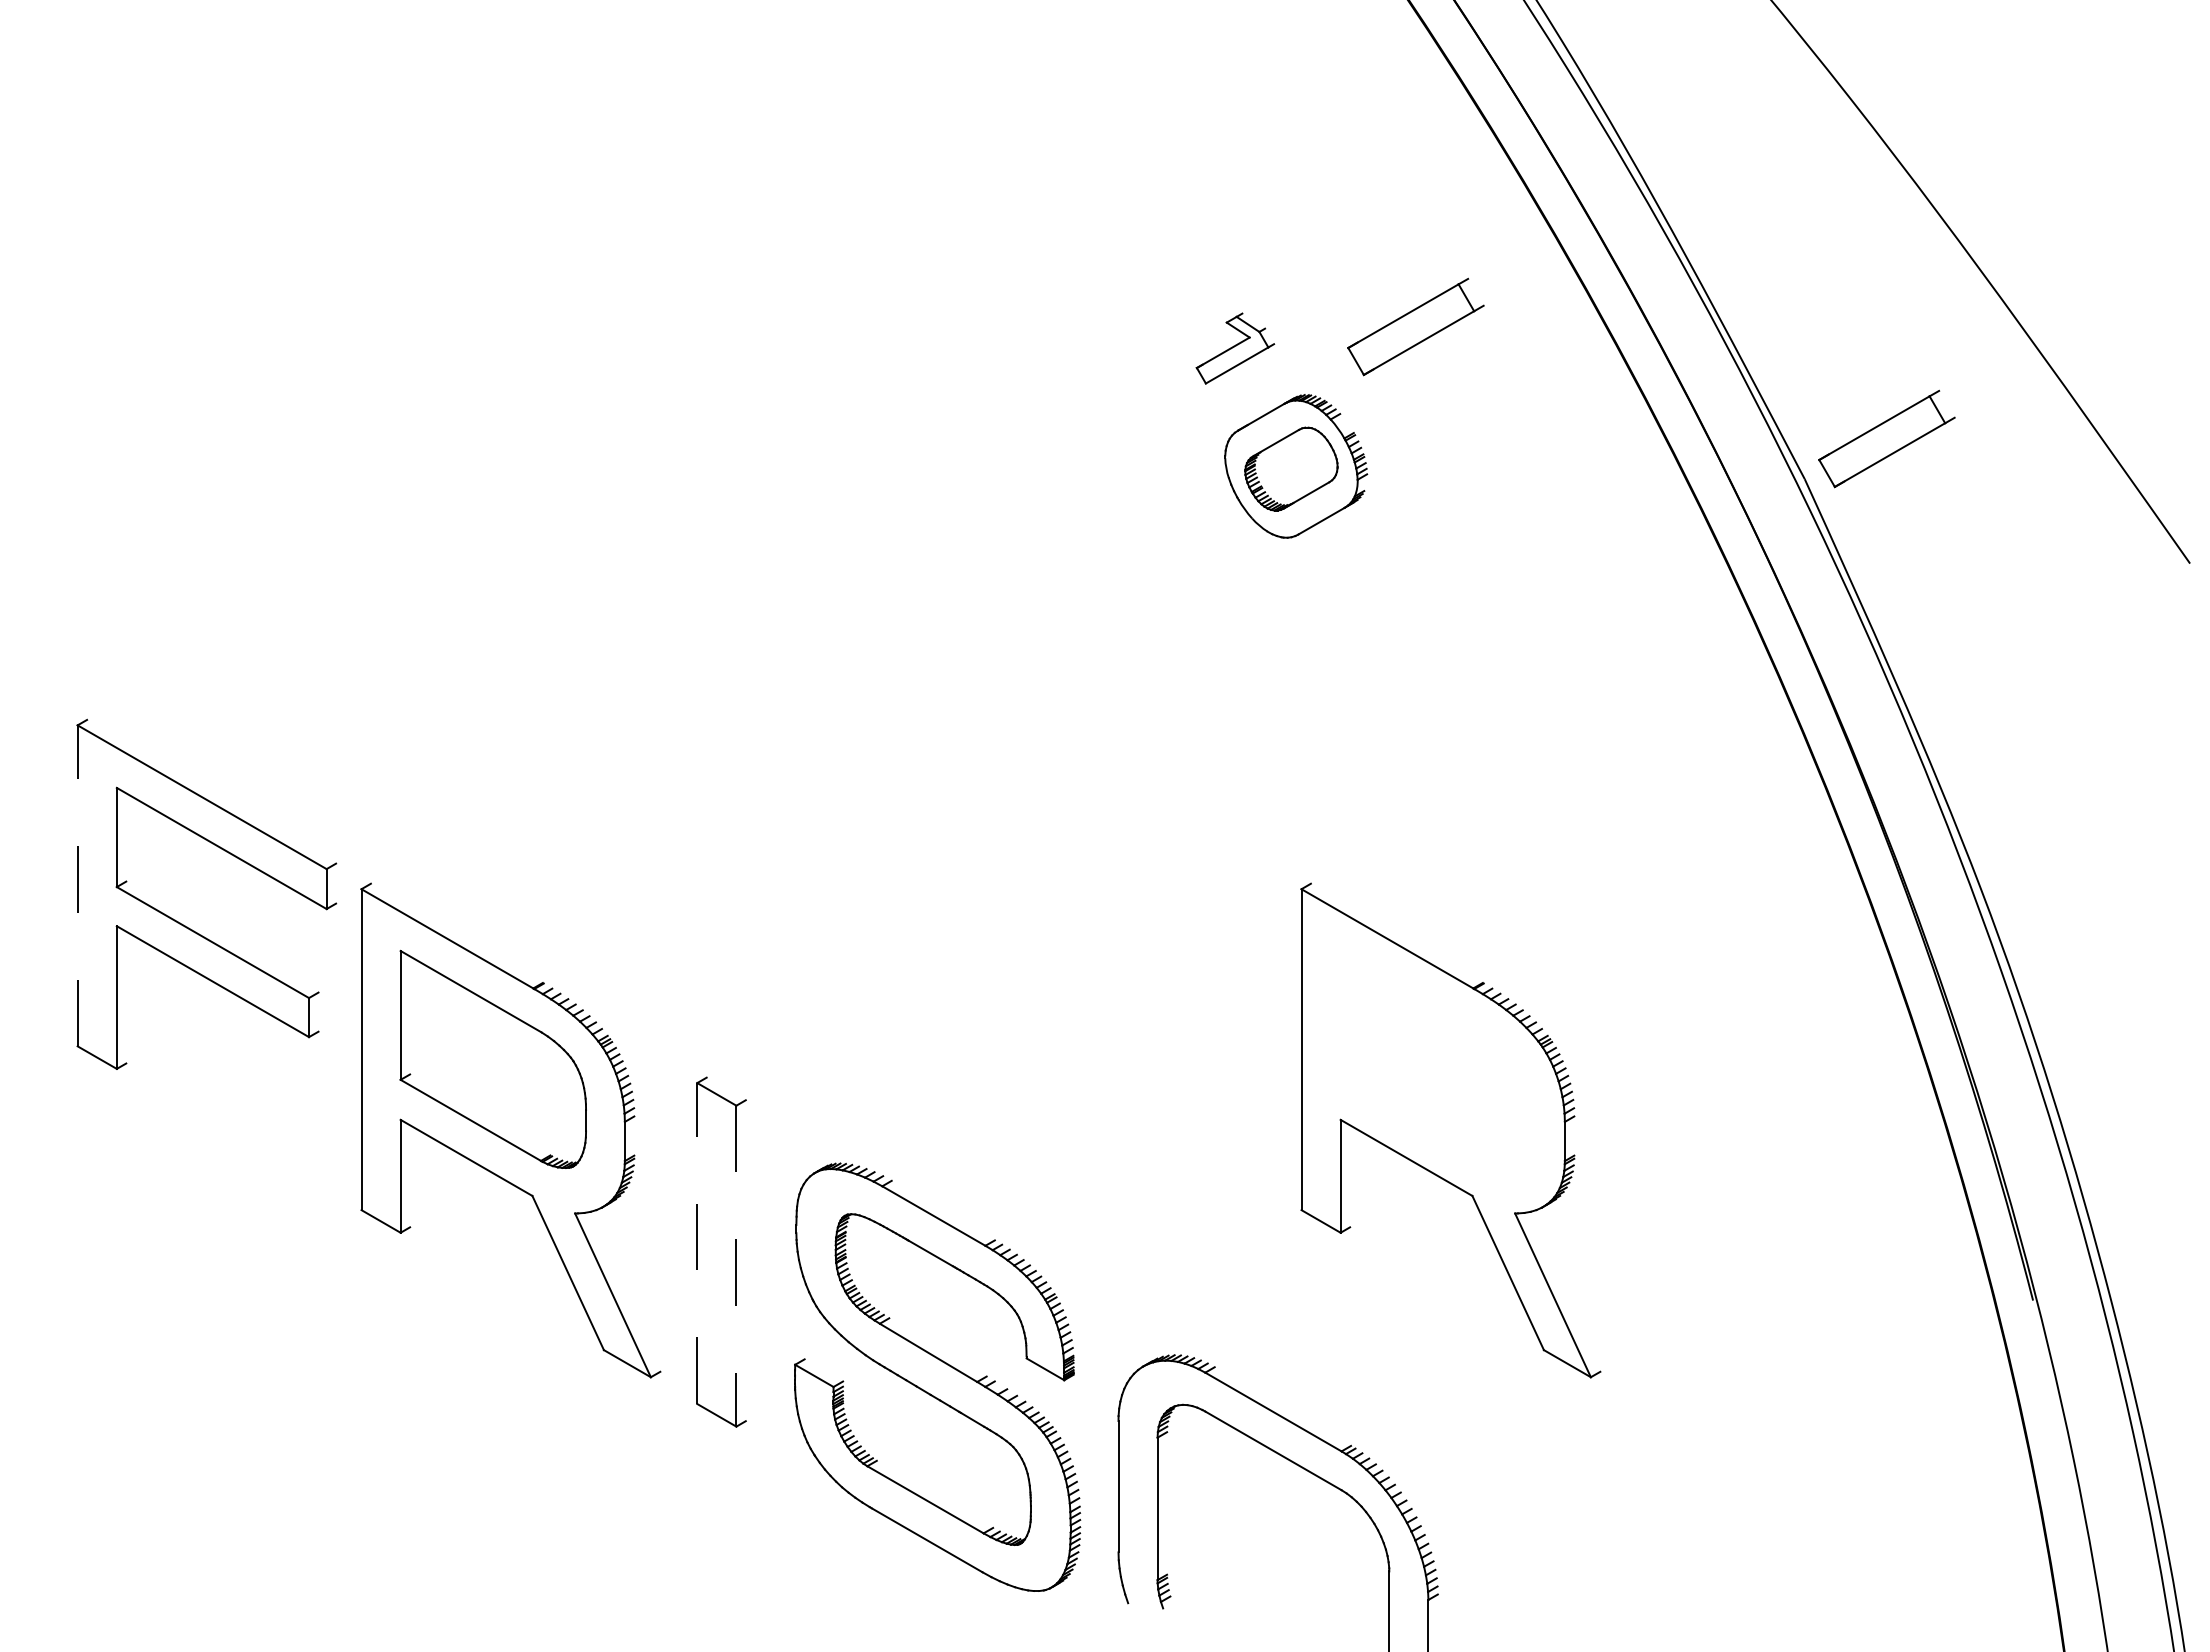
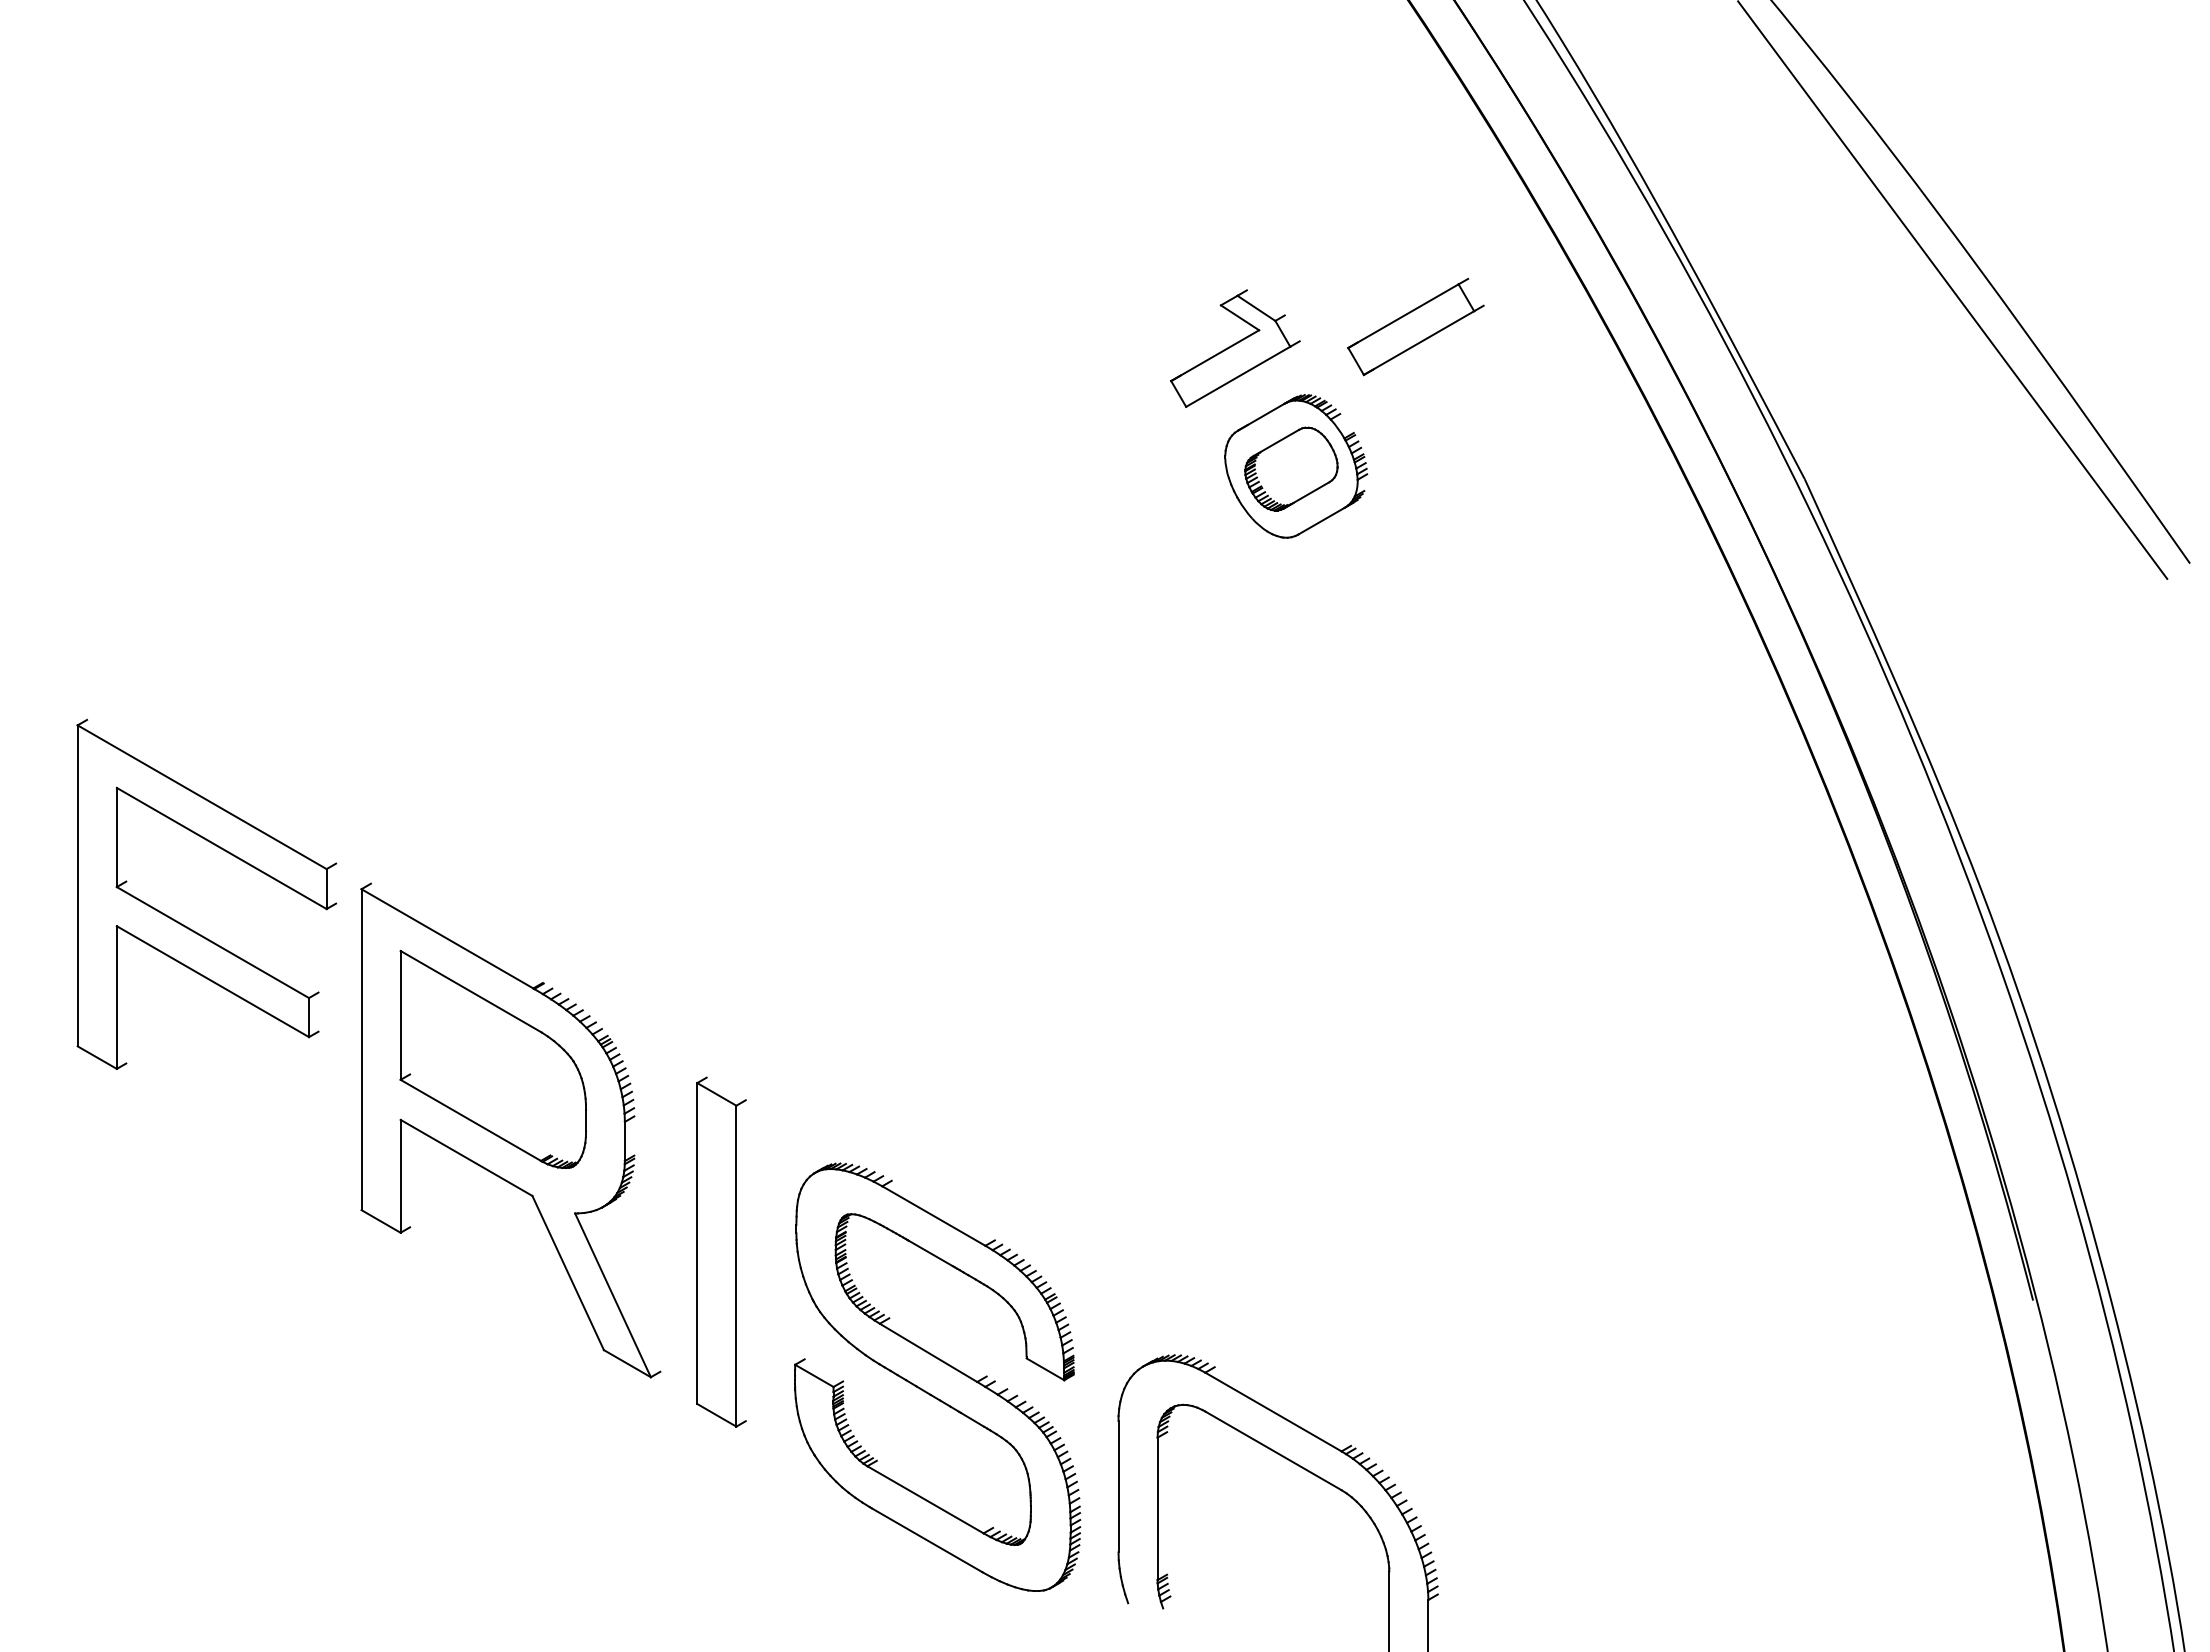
line: none -> present (1952, 290)
part size: 81x73 px -> 131x119 px (1235, 348)
part: present -> none (1886, 438)
line: dashed -> solid (77, 885)
part: present -> none (1450, 1130)
line: dashed -> solid (697, 1243)
line: dashed -> solid (736, 1266)
